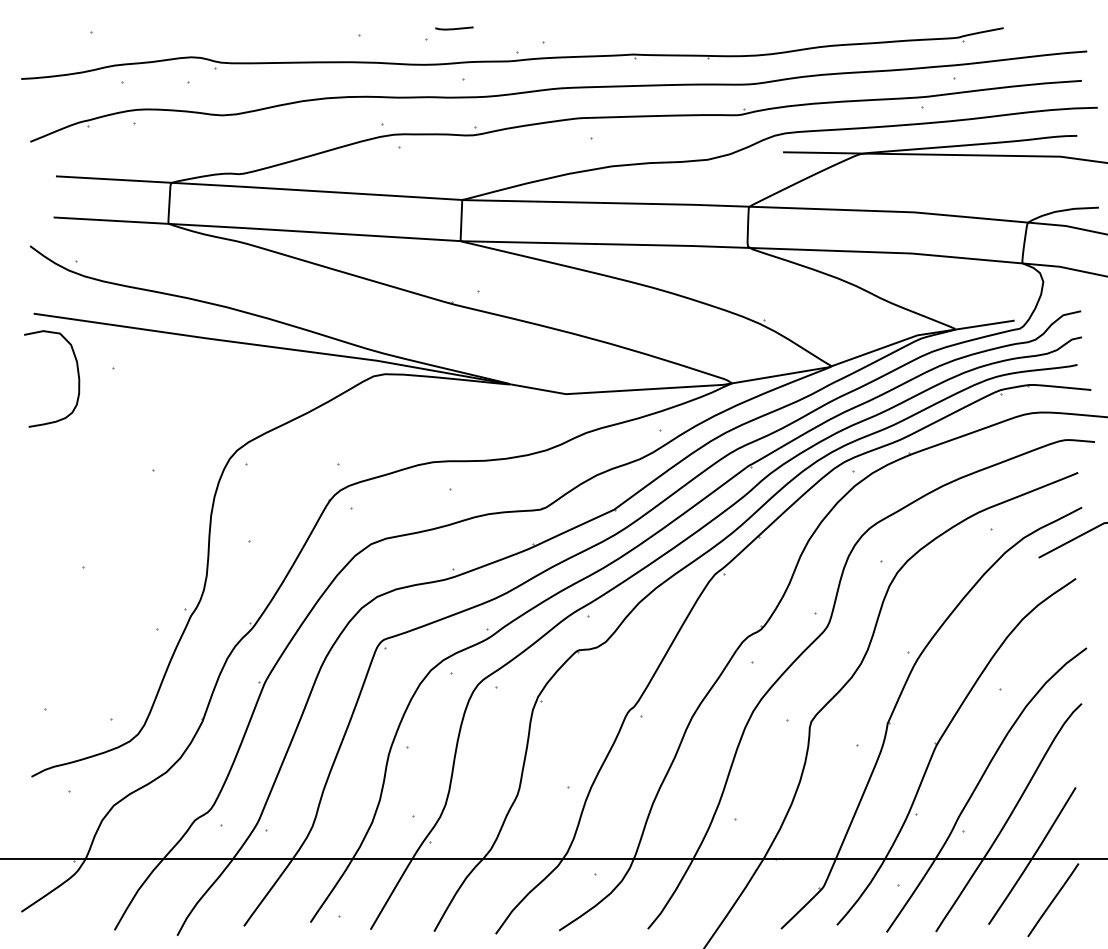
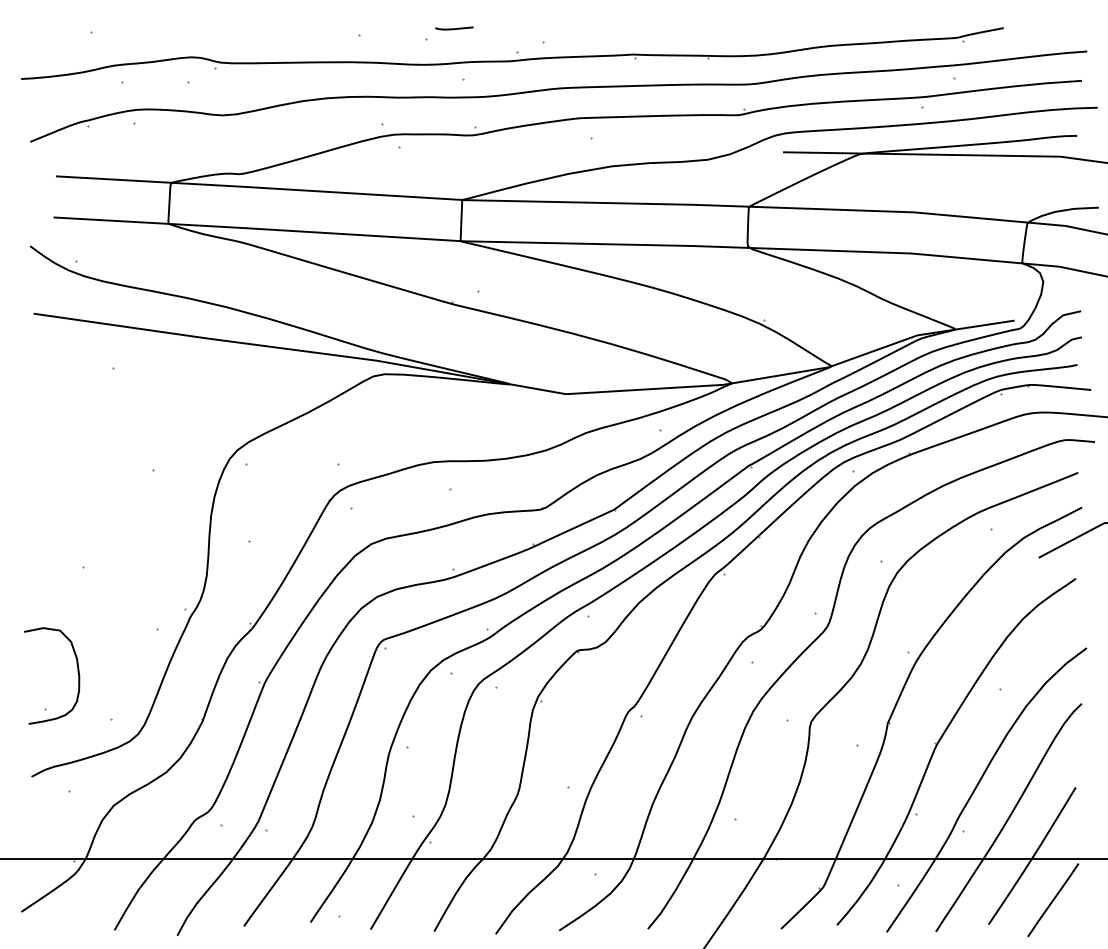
curve position: (77, 375) -> (77, 672) (77, 672)
